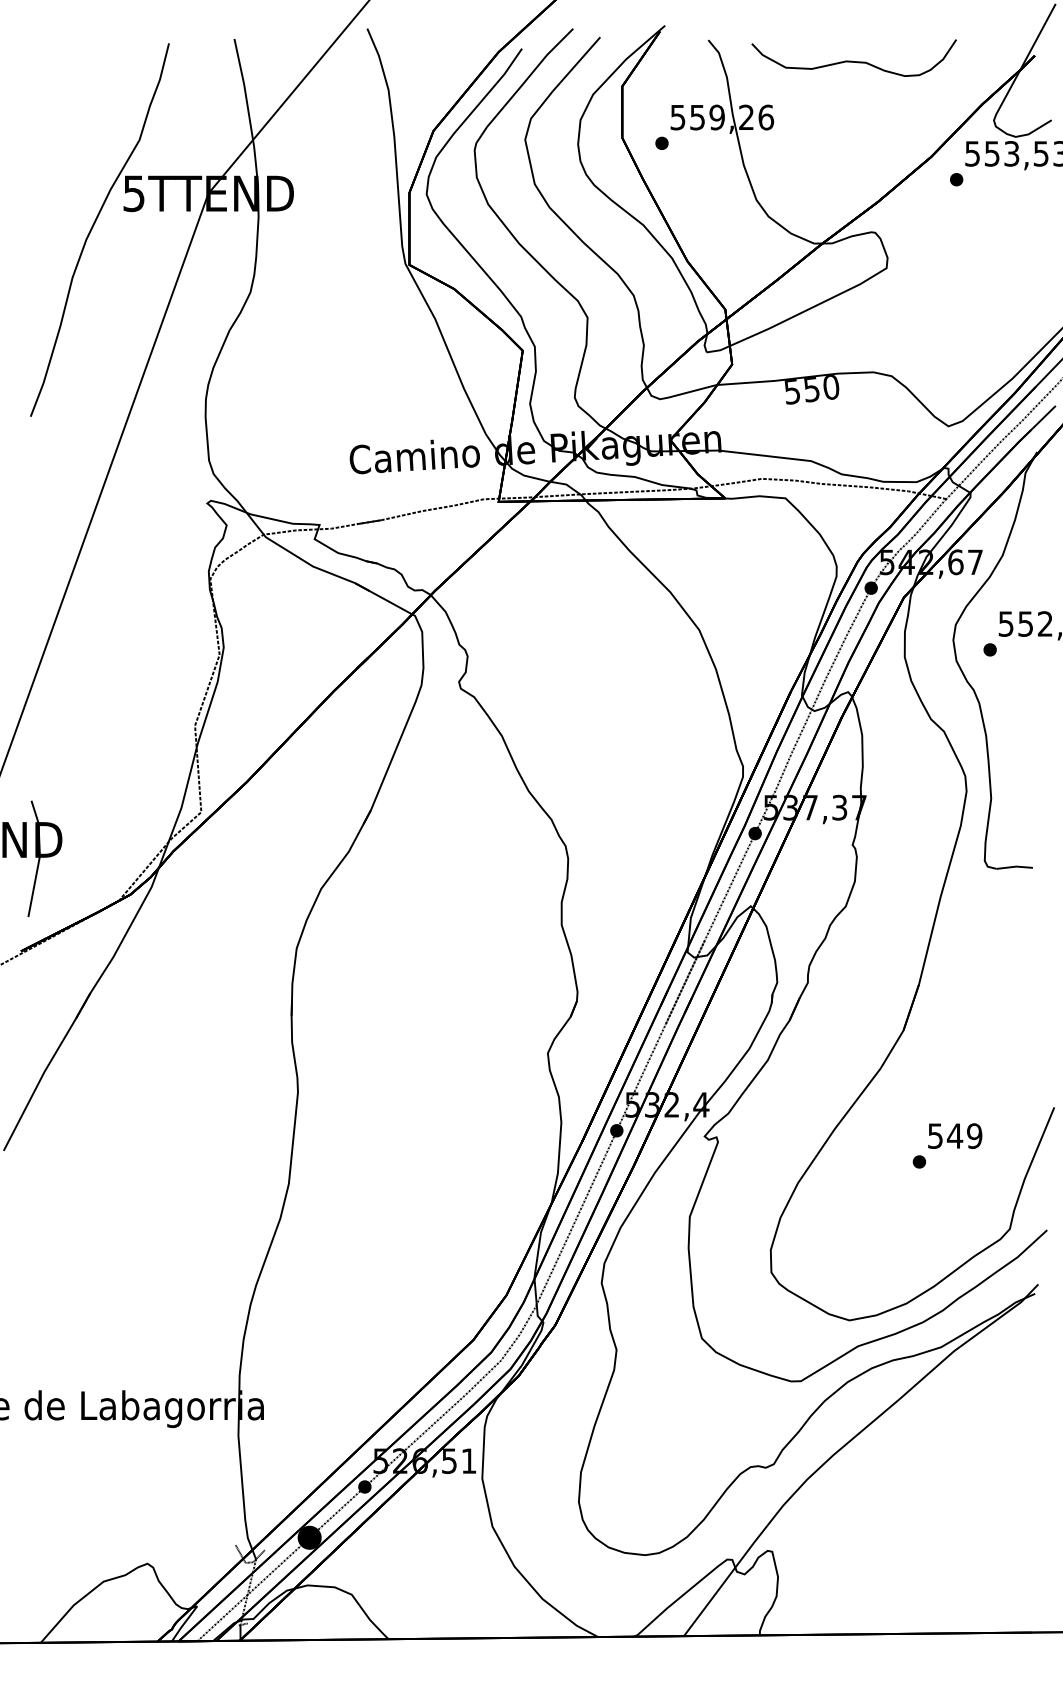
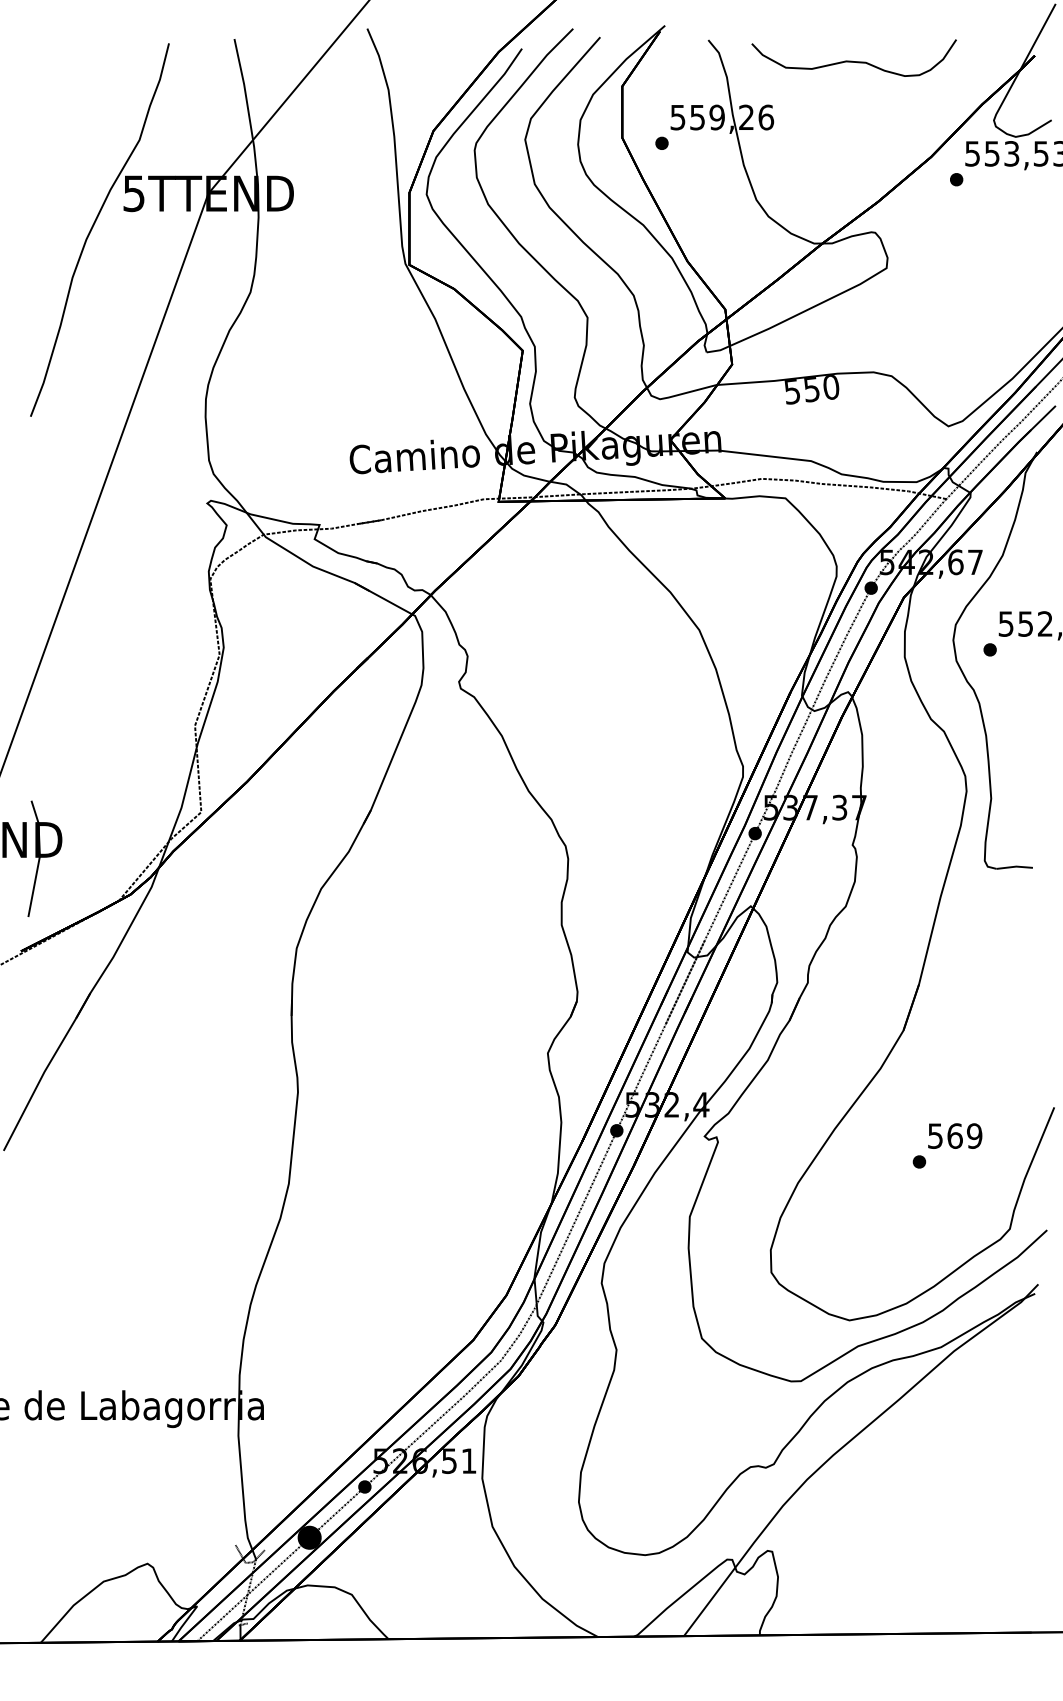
text: 549 -> 569 (954, 1135)
